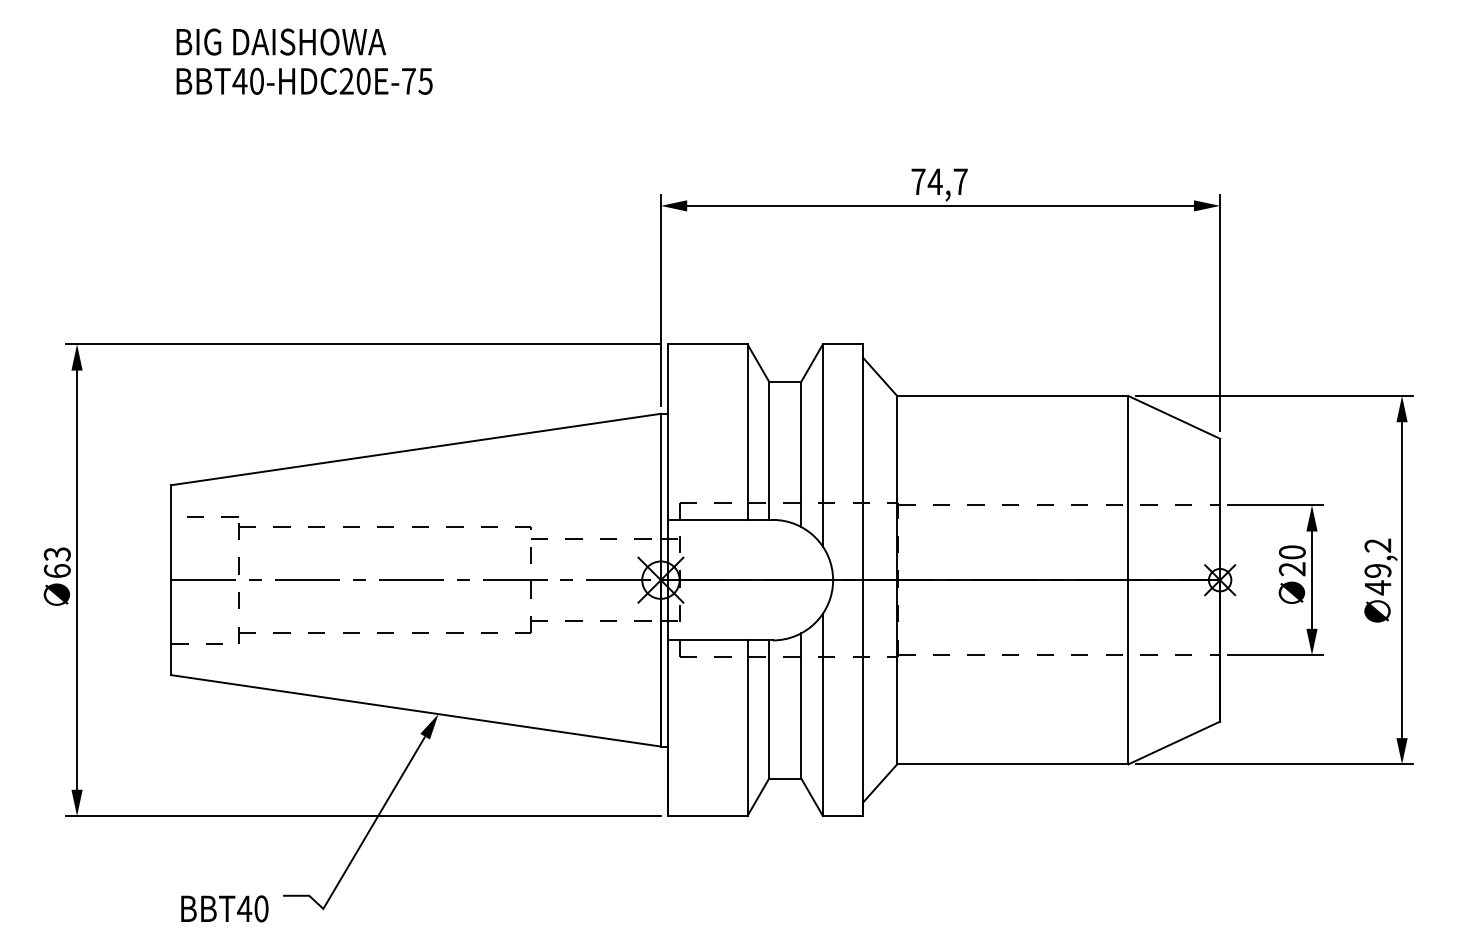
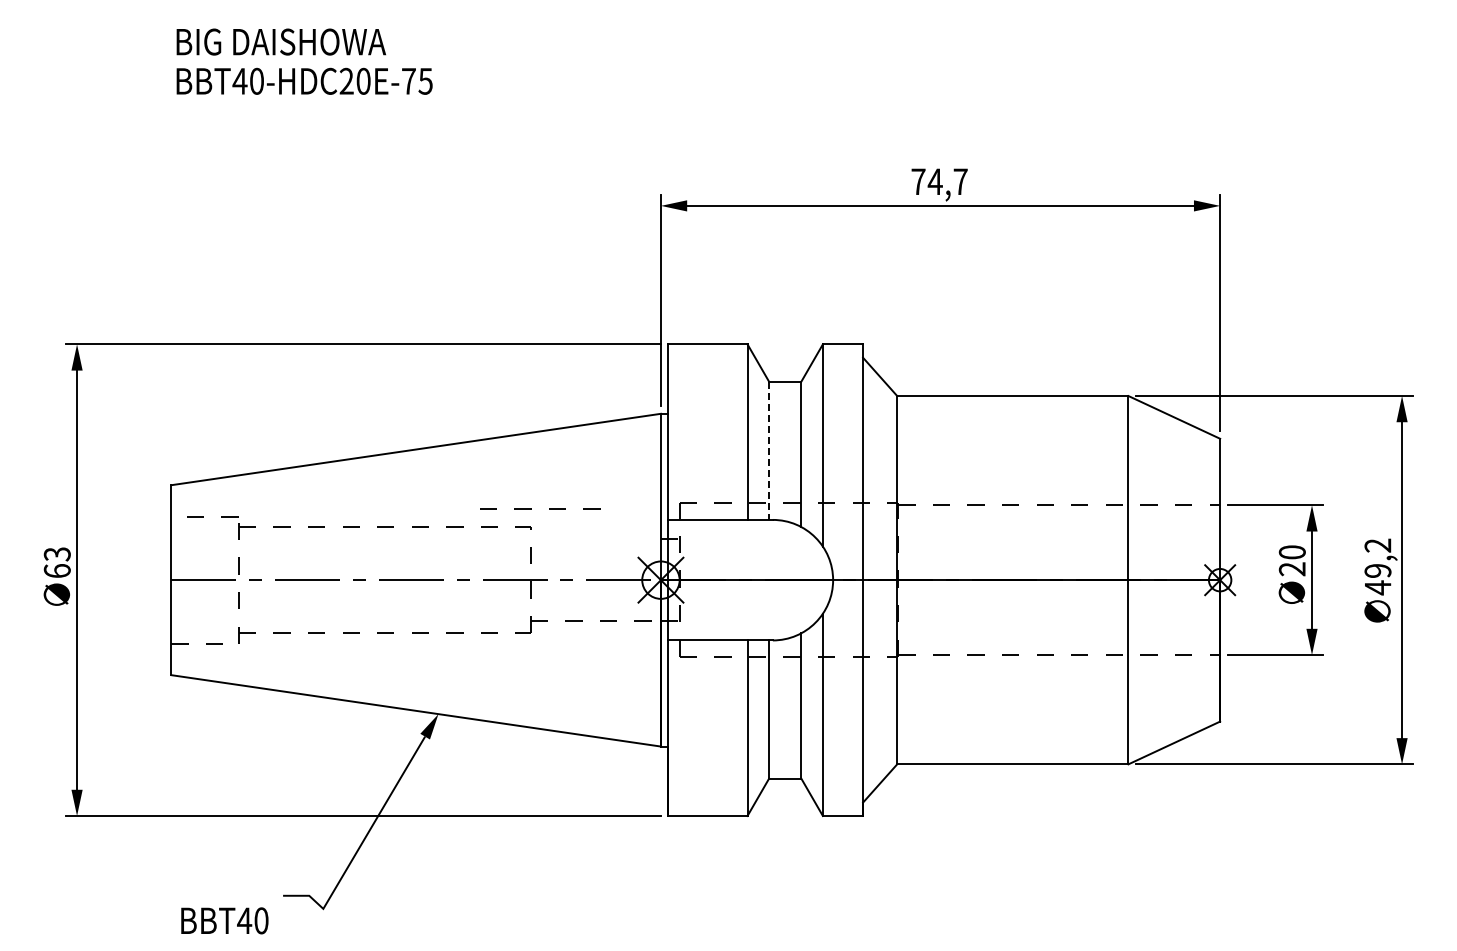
line: solid -> dashed (769, 451)
line position: (582, 538) -> (531, 508) (531, 508)
text position: (224, 908) -> (224, 920) (224, 920)
